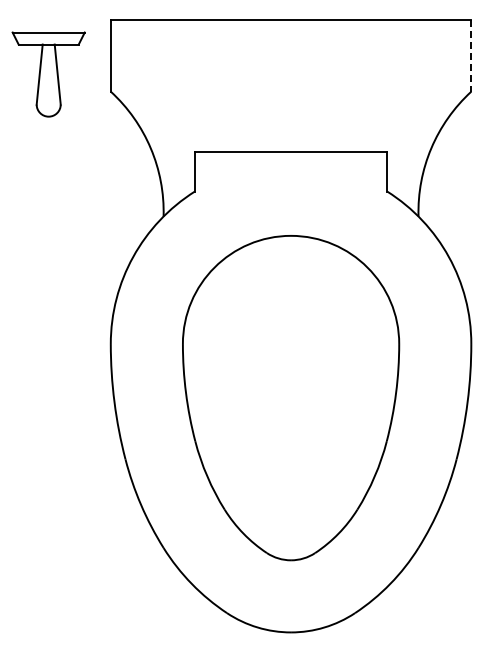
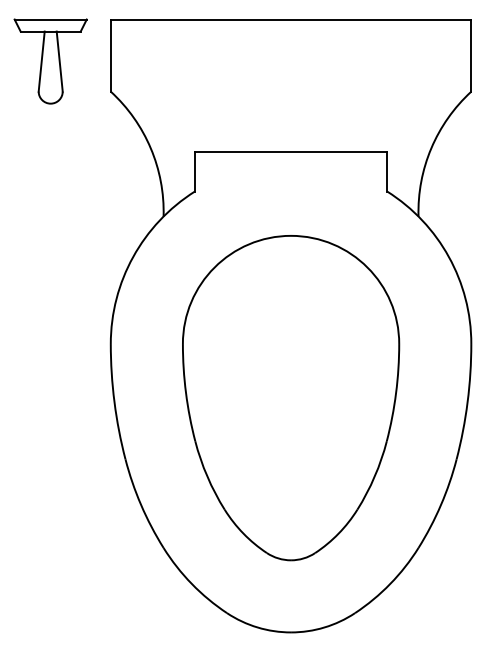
line: dashed -> solid (471, 56)
part position: (48, 74) -> (50, 61) (50, 61)
